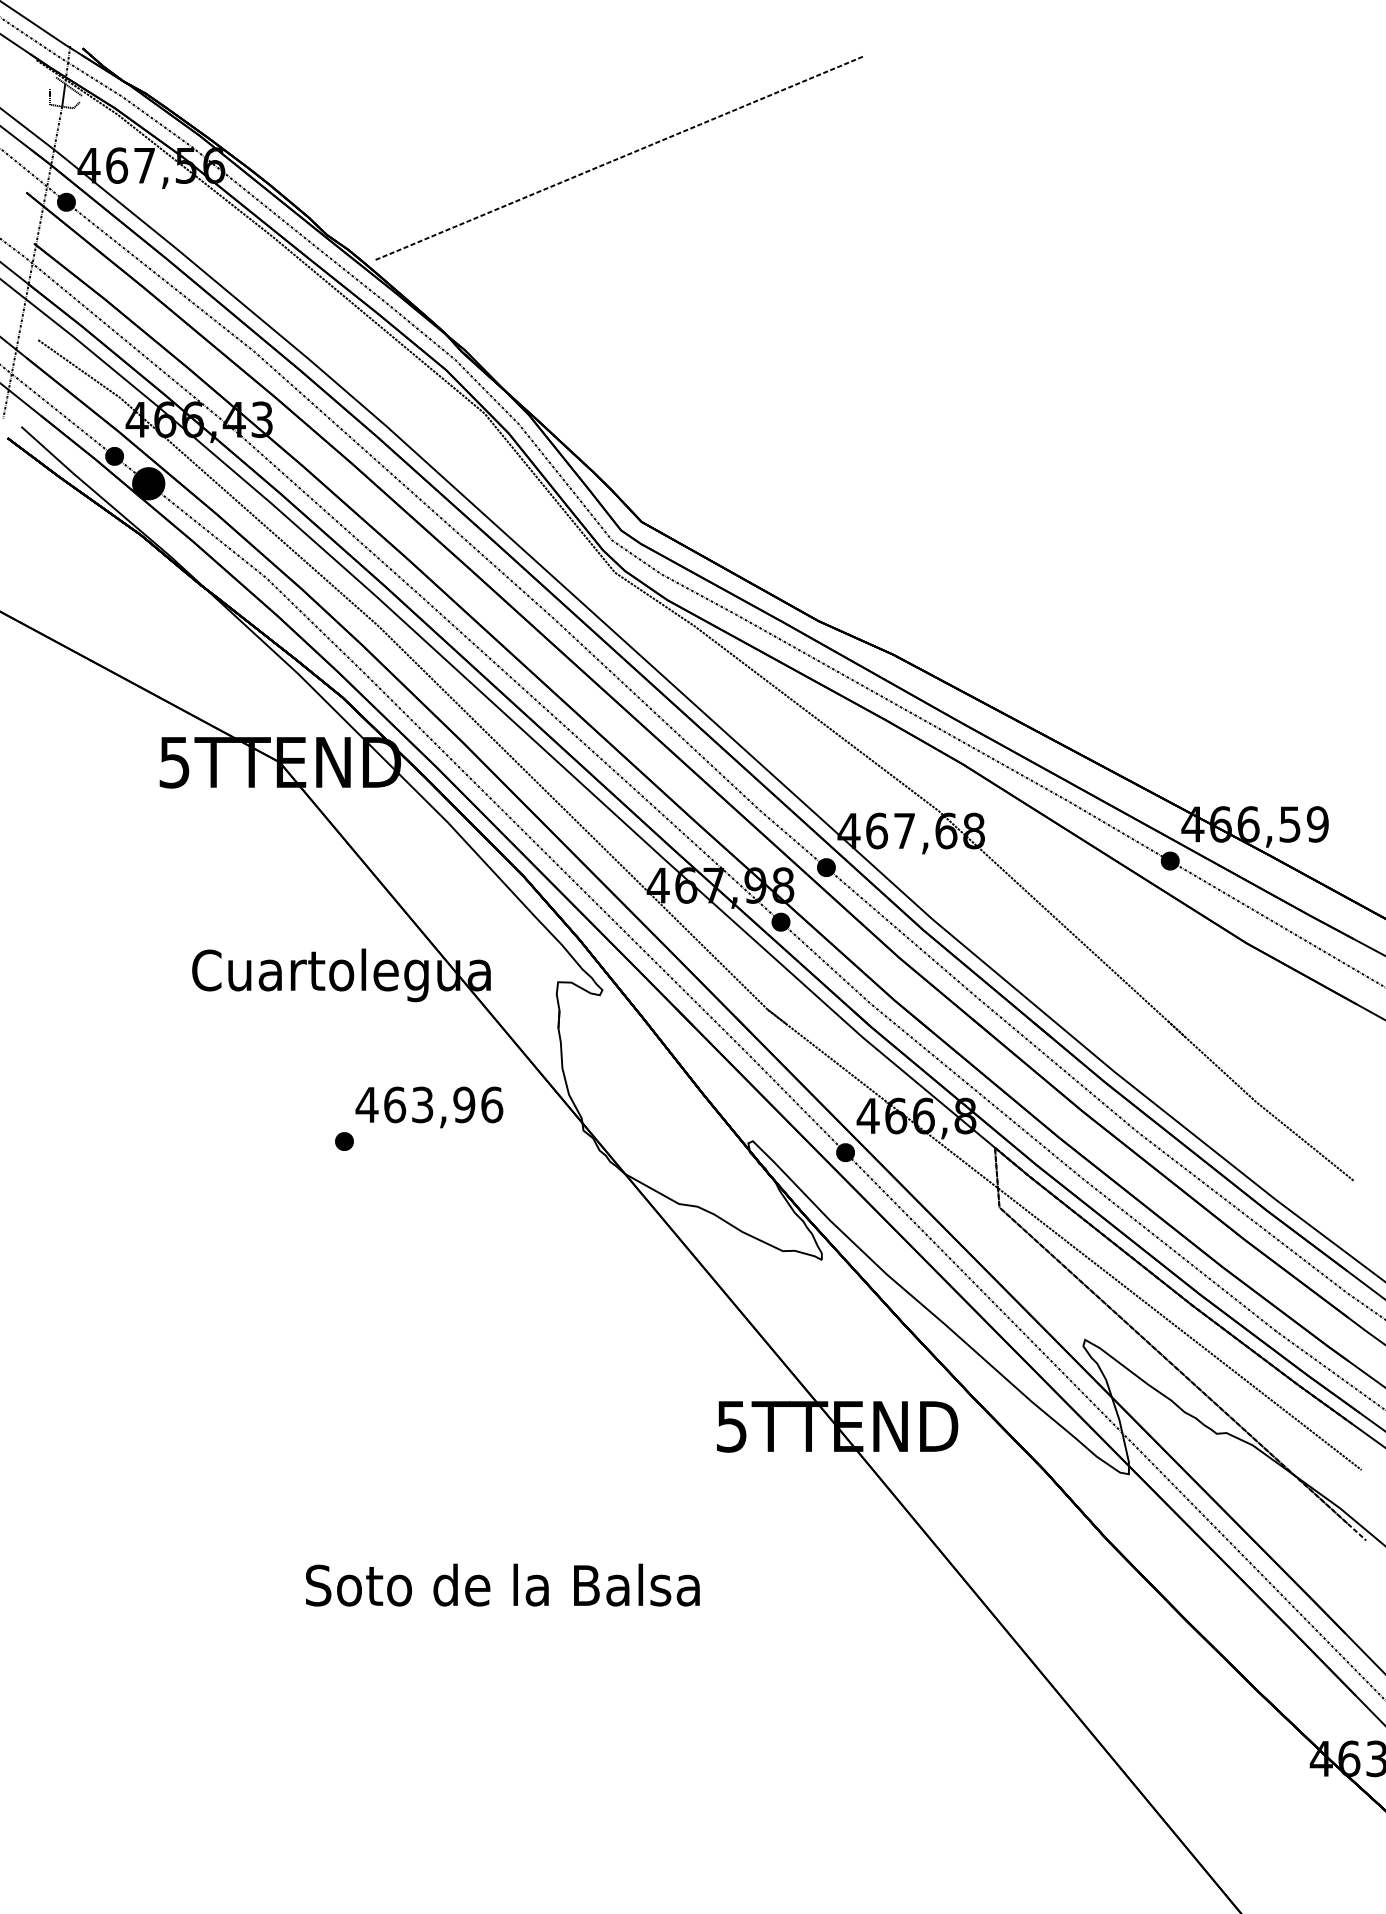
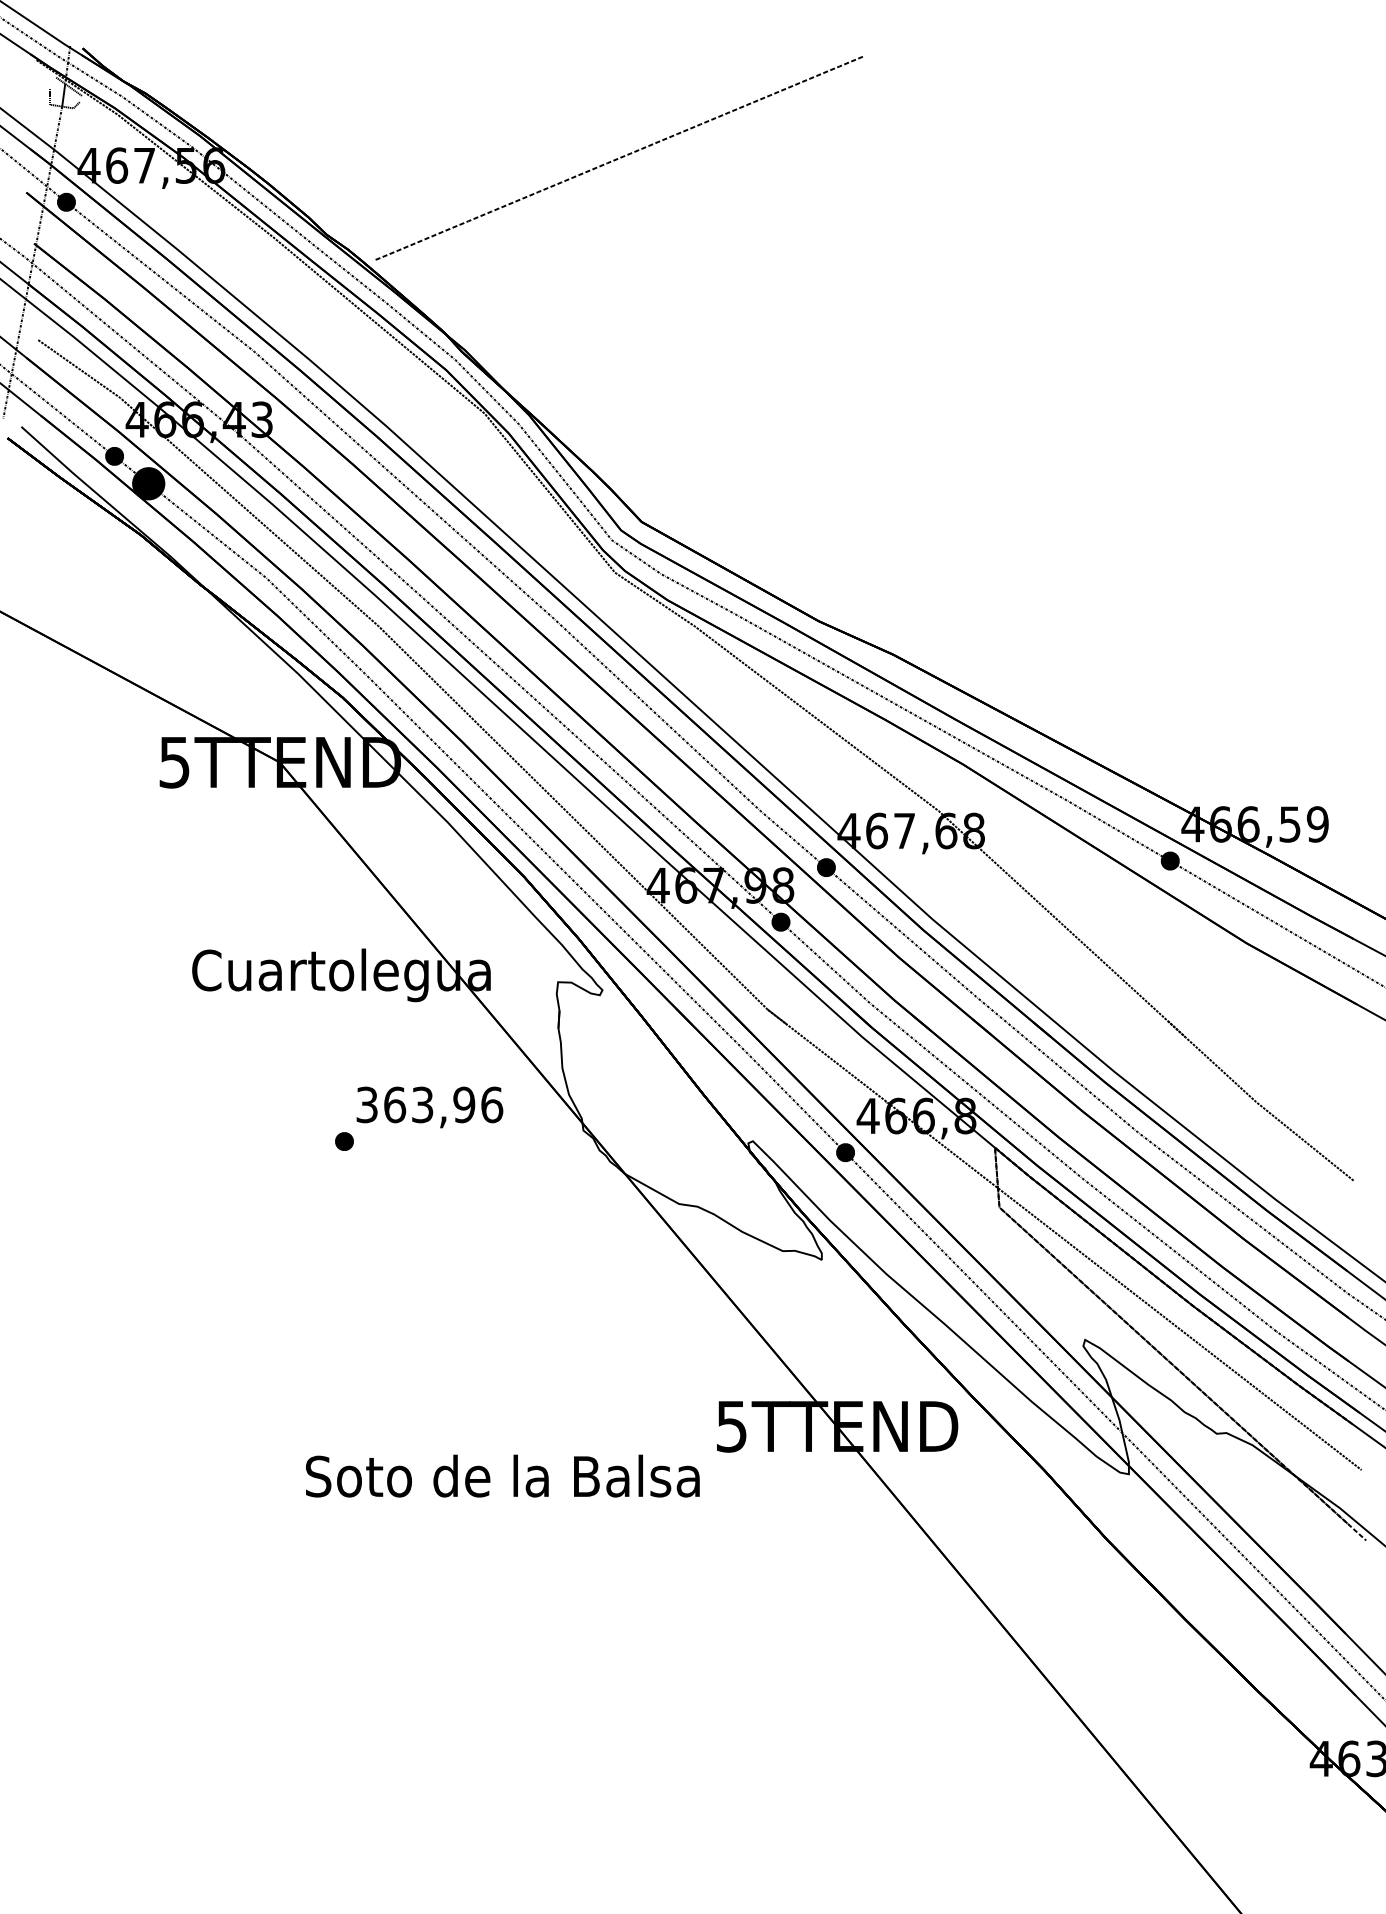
text: 463,96 -> 363,96 (366, 1104)
text position: (502, 1584) -> (502, 1475) (502, 1475)
